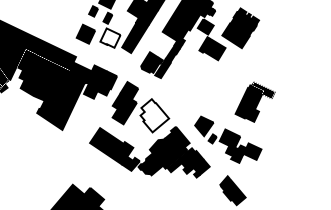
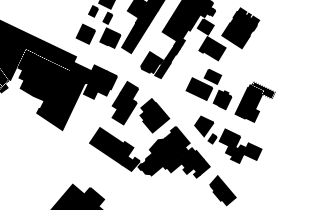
fill: none -> present (110, 37)
part: none -> present (208, 89)
fill: none -> present (154, 115)
part position: (232, 190) -> (222, 190) (222, 190)
